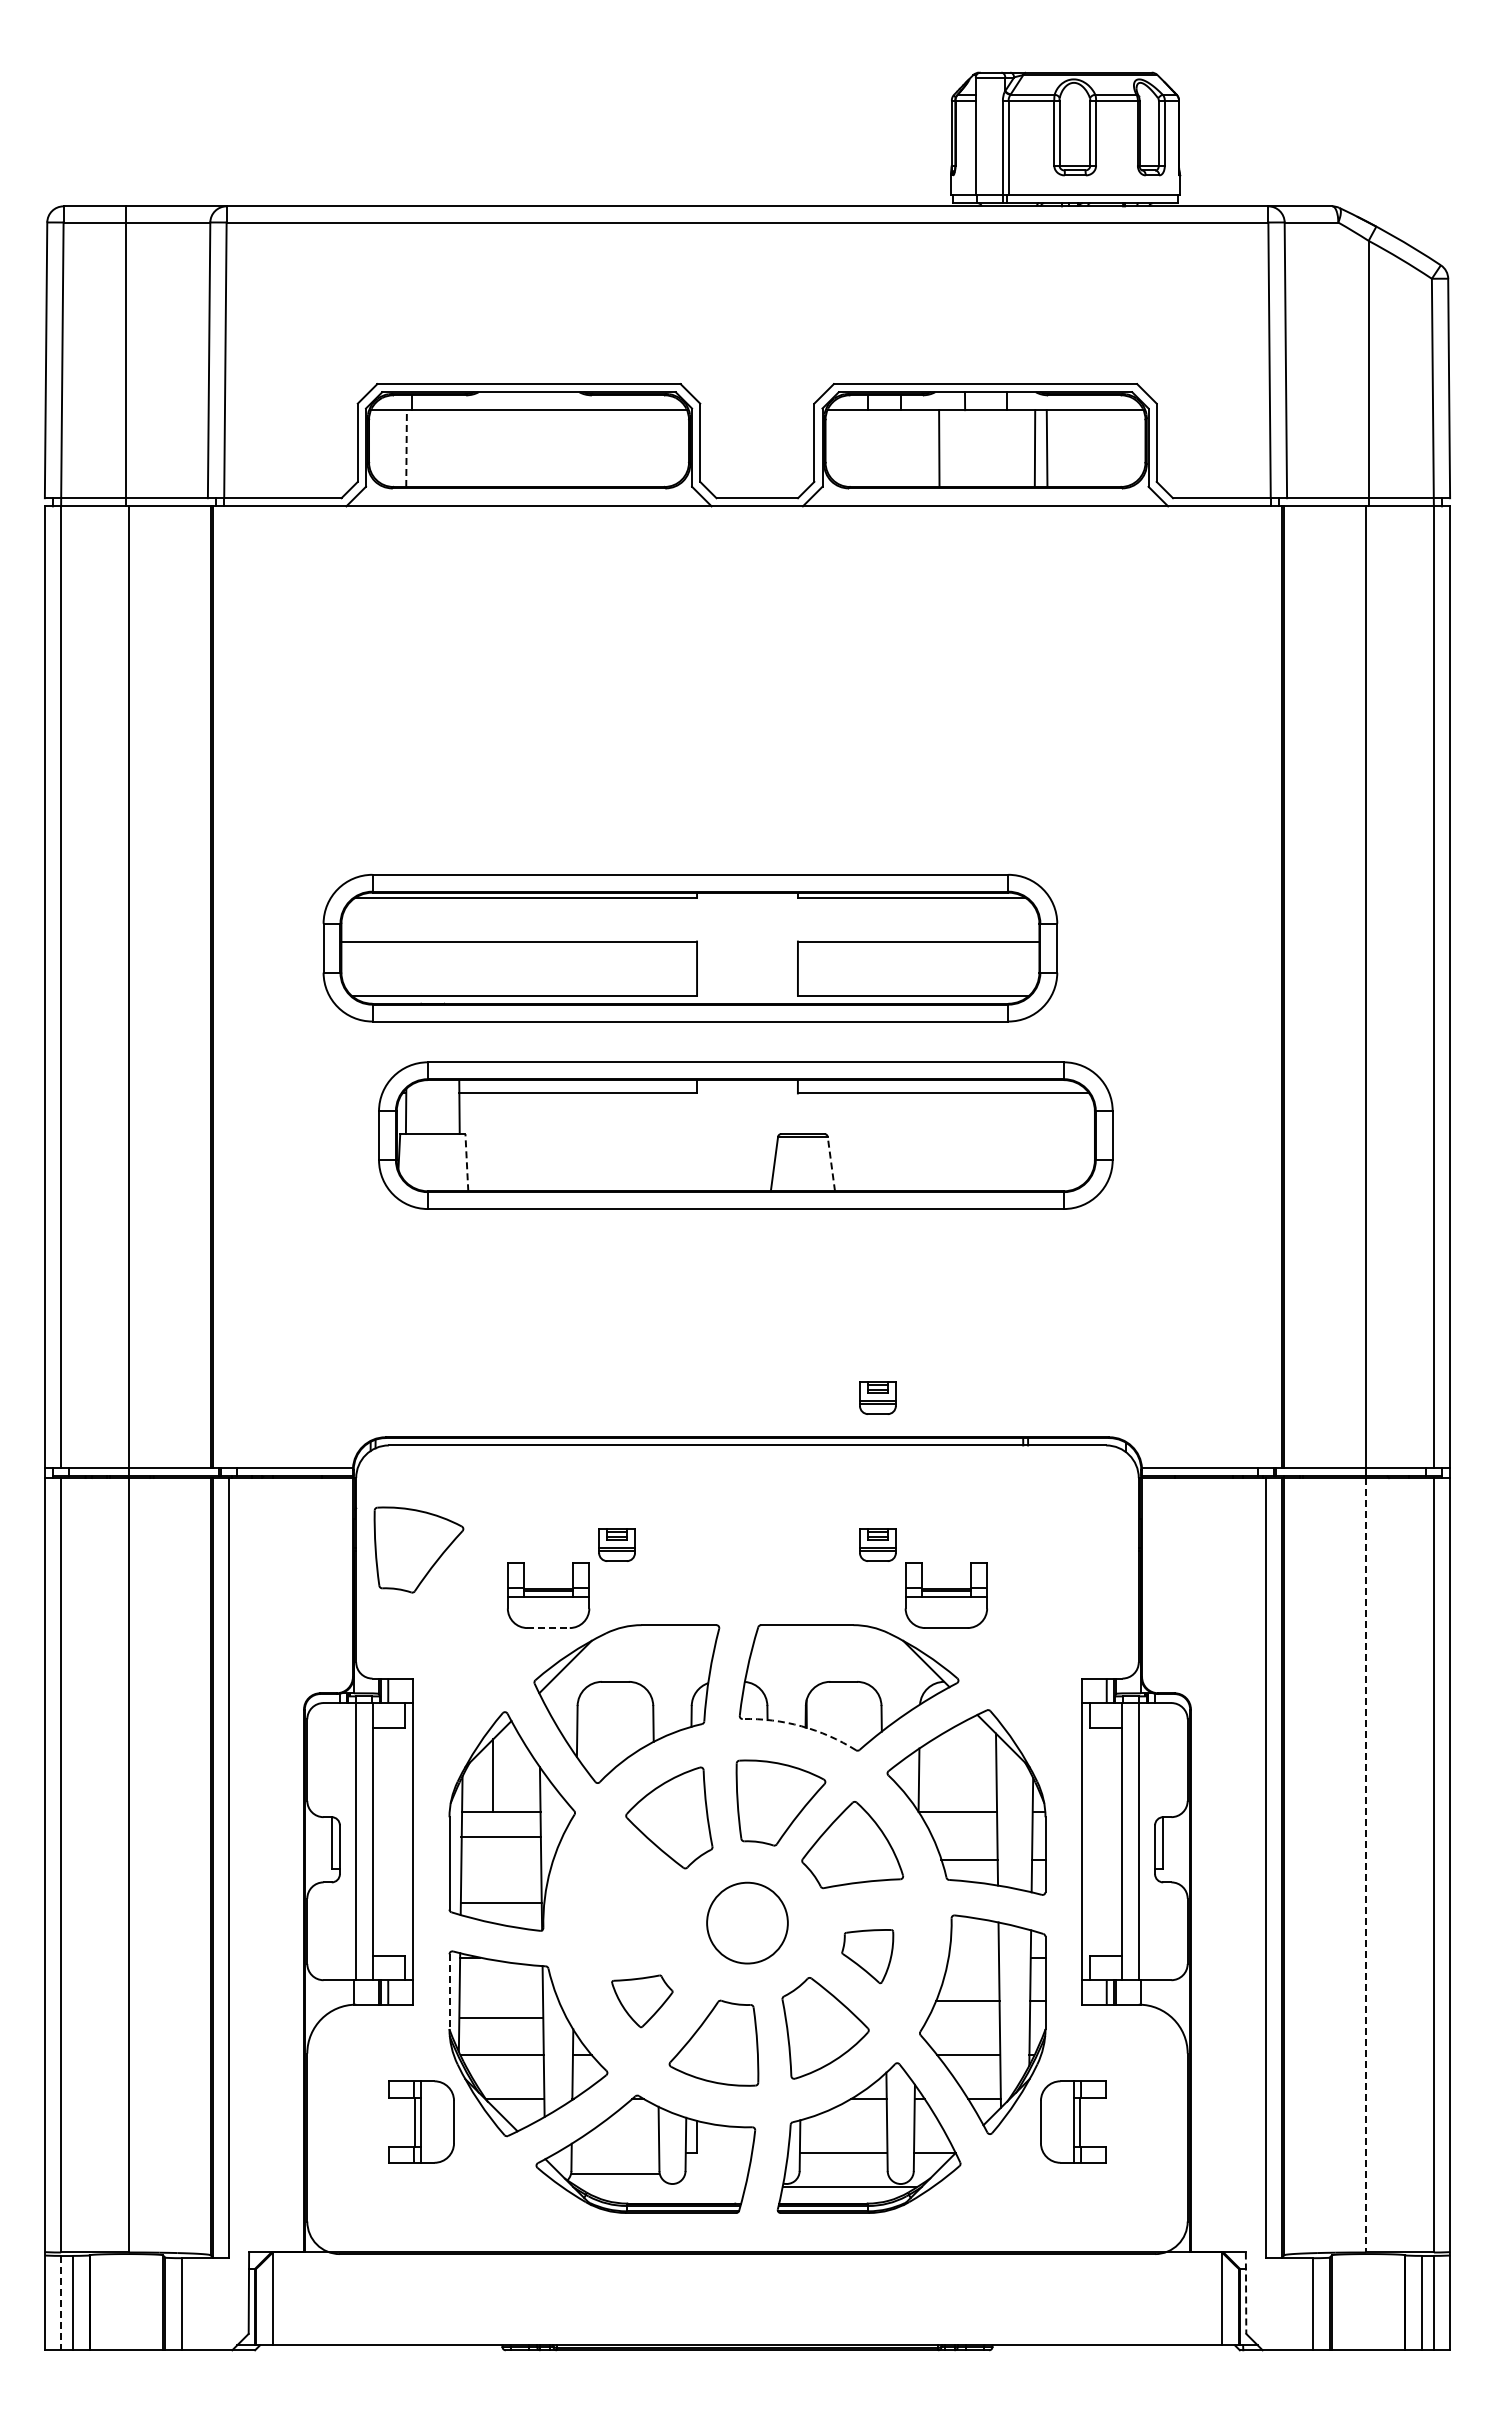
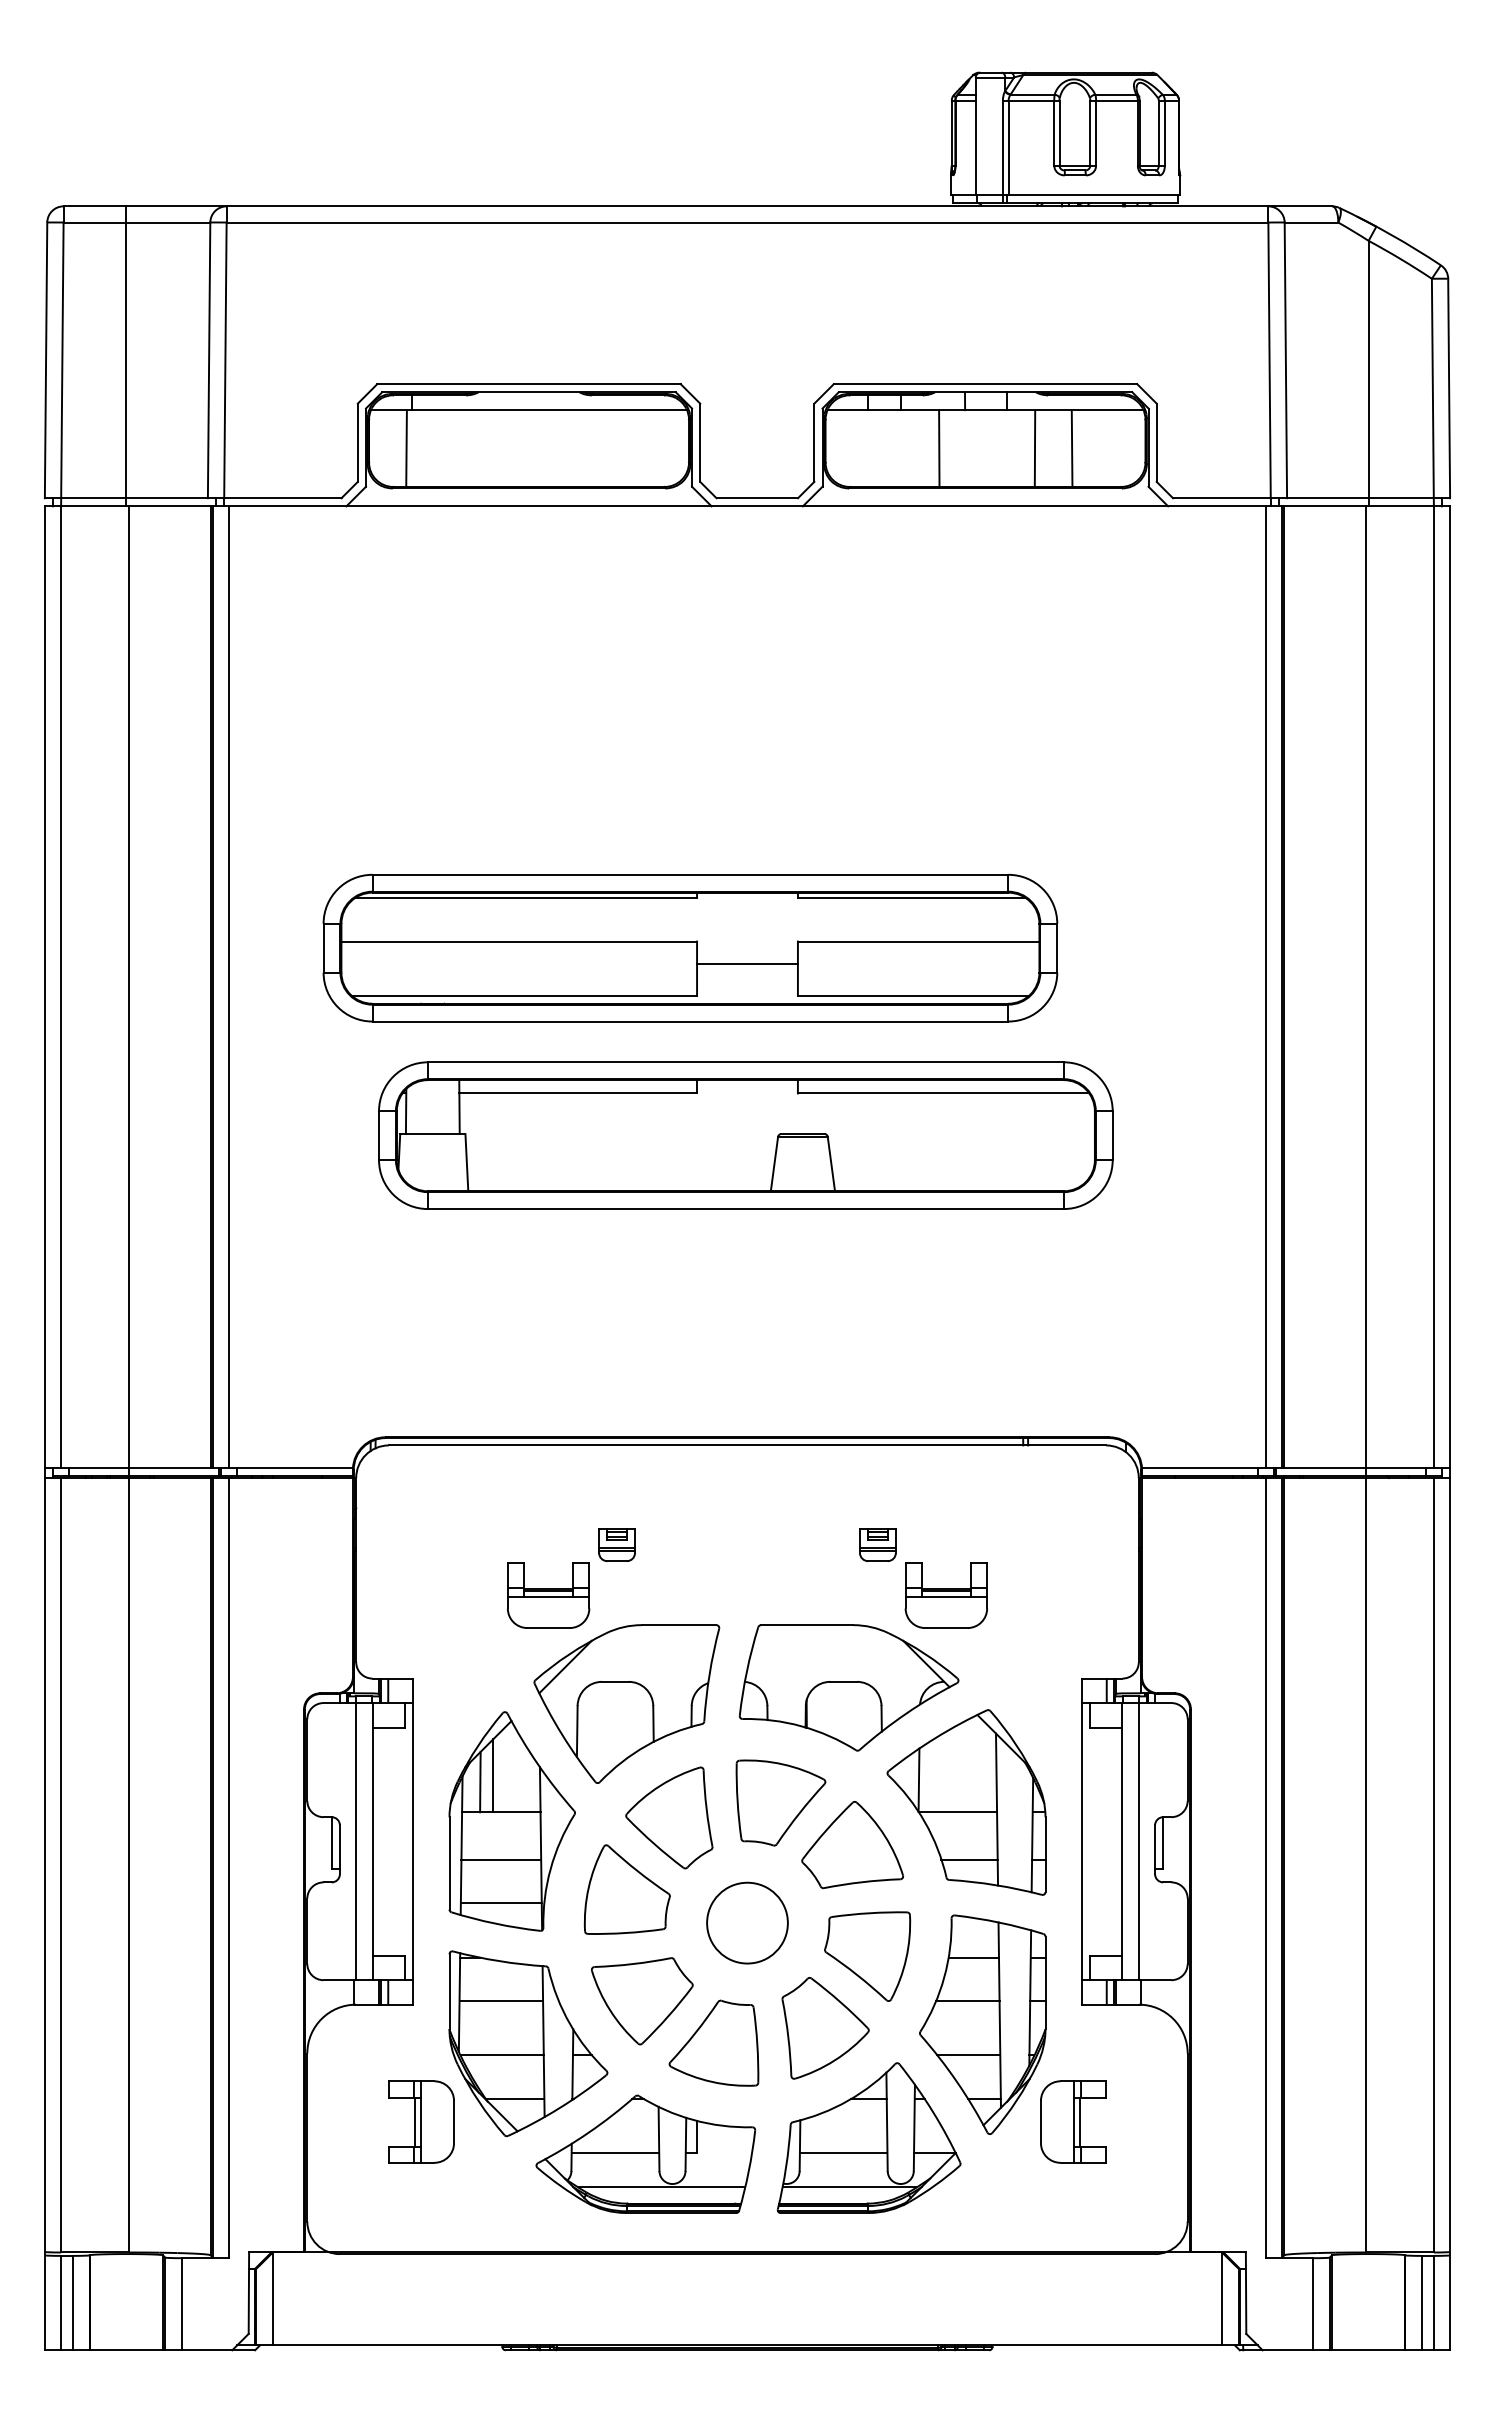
line: dashed -> solid (406, 448)
line position: (1046, 448) -> (1071, 448) (1071, 448)
line: none -> present (747, 964)
line: none -> present (229, 987)
line: none -> present (1265, 987)
line: dashed -> solid (466, 1162)
line: dashed -> solid (831, 1163)
part: present -> none (877, 1397)
part: present -> none (418, 1549)
line: dashed -> solid (549, 1628)
arc: dashed -> solid (801, 1726)
line: none -> present (480, 1781)
line position: (501, 1836) -> (501, 1859) (501, 1859)
line: dashed -> solid (1365, 1865)
part: none -> present (626, 1889)
part size: 54x56 px -> 88x91 px (867, 1956)
line: none -> present (973, 1957)
line: dashed -> solid (449, 1992)
part size: 63x55 px -> 103x89 px (642, 2001)
line position: (501, 2018) -> (501, 2001) (501, 2001)
line position: (615, 2174) -> (615, 2153) (615, 2153)
line: none -> present (661, 2187)
line: dashed -> solid (1246, 2293)
line: dashed -> solid (61, 2303)
